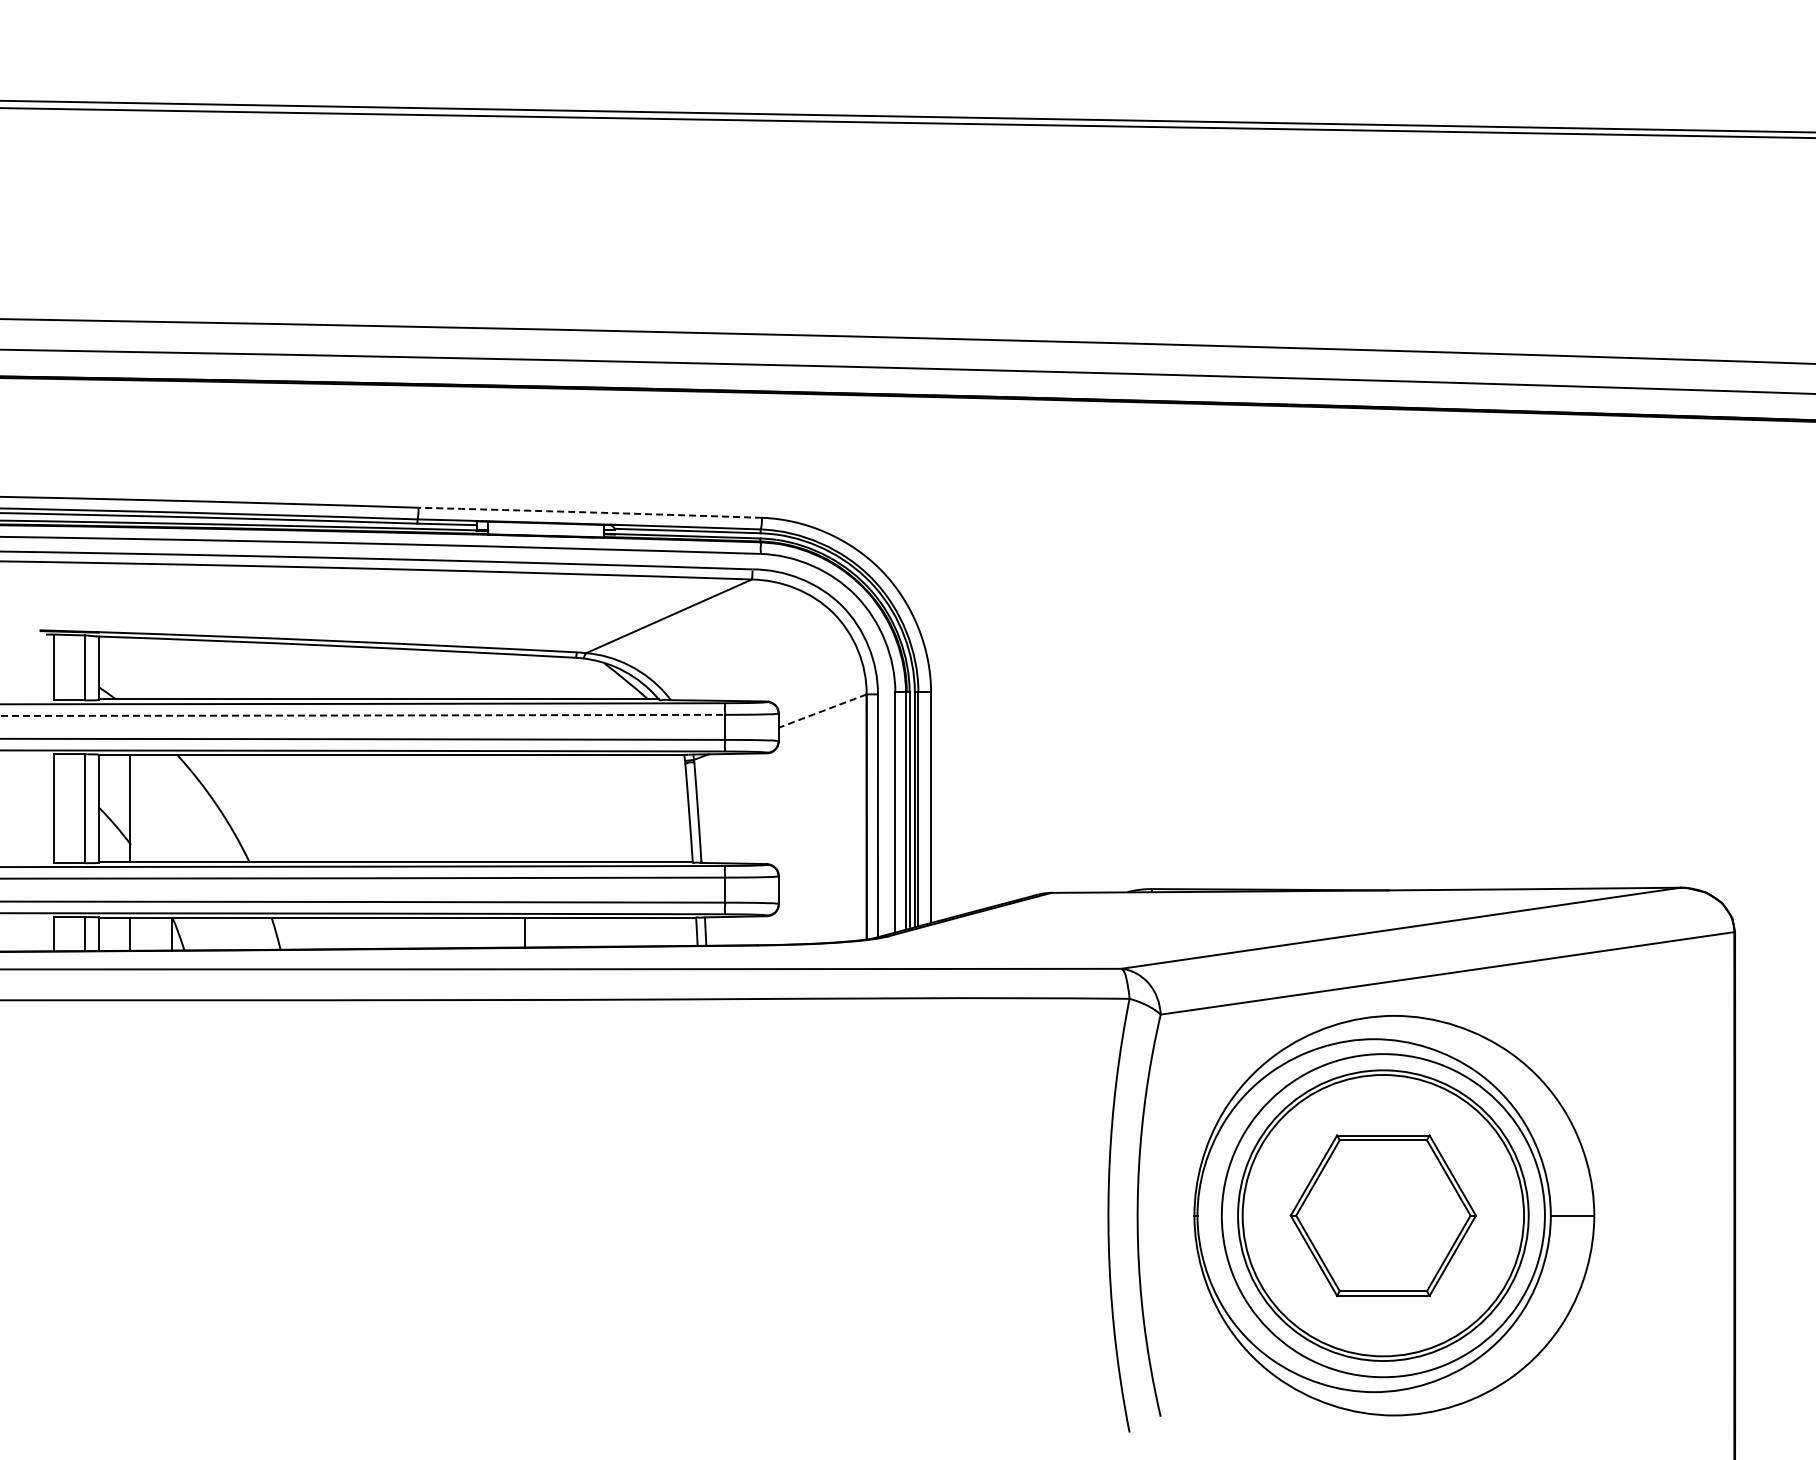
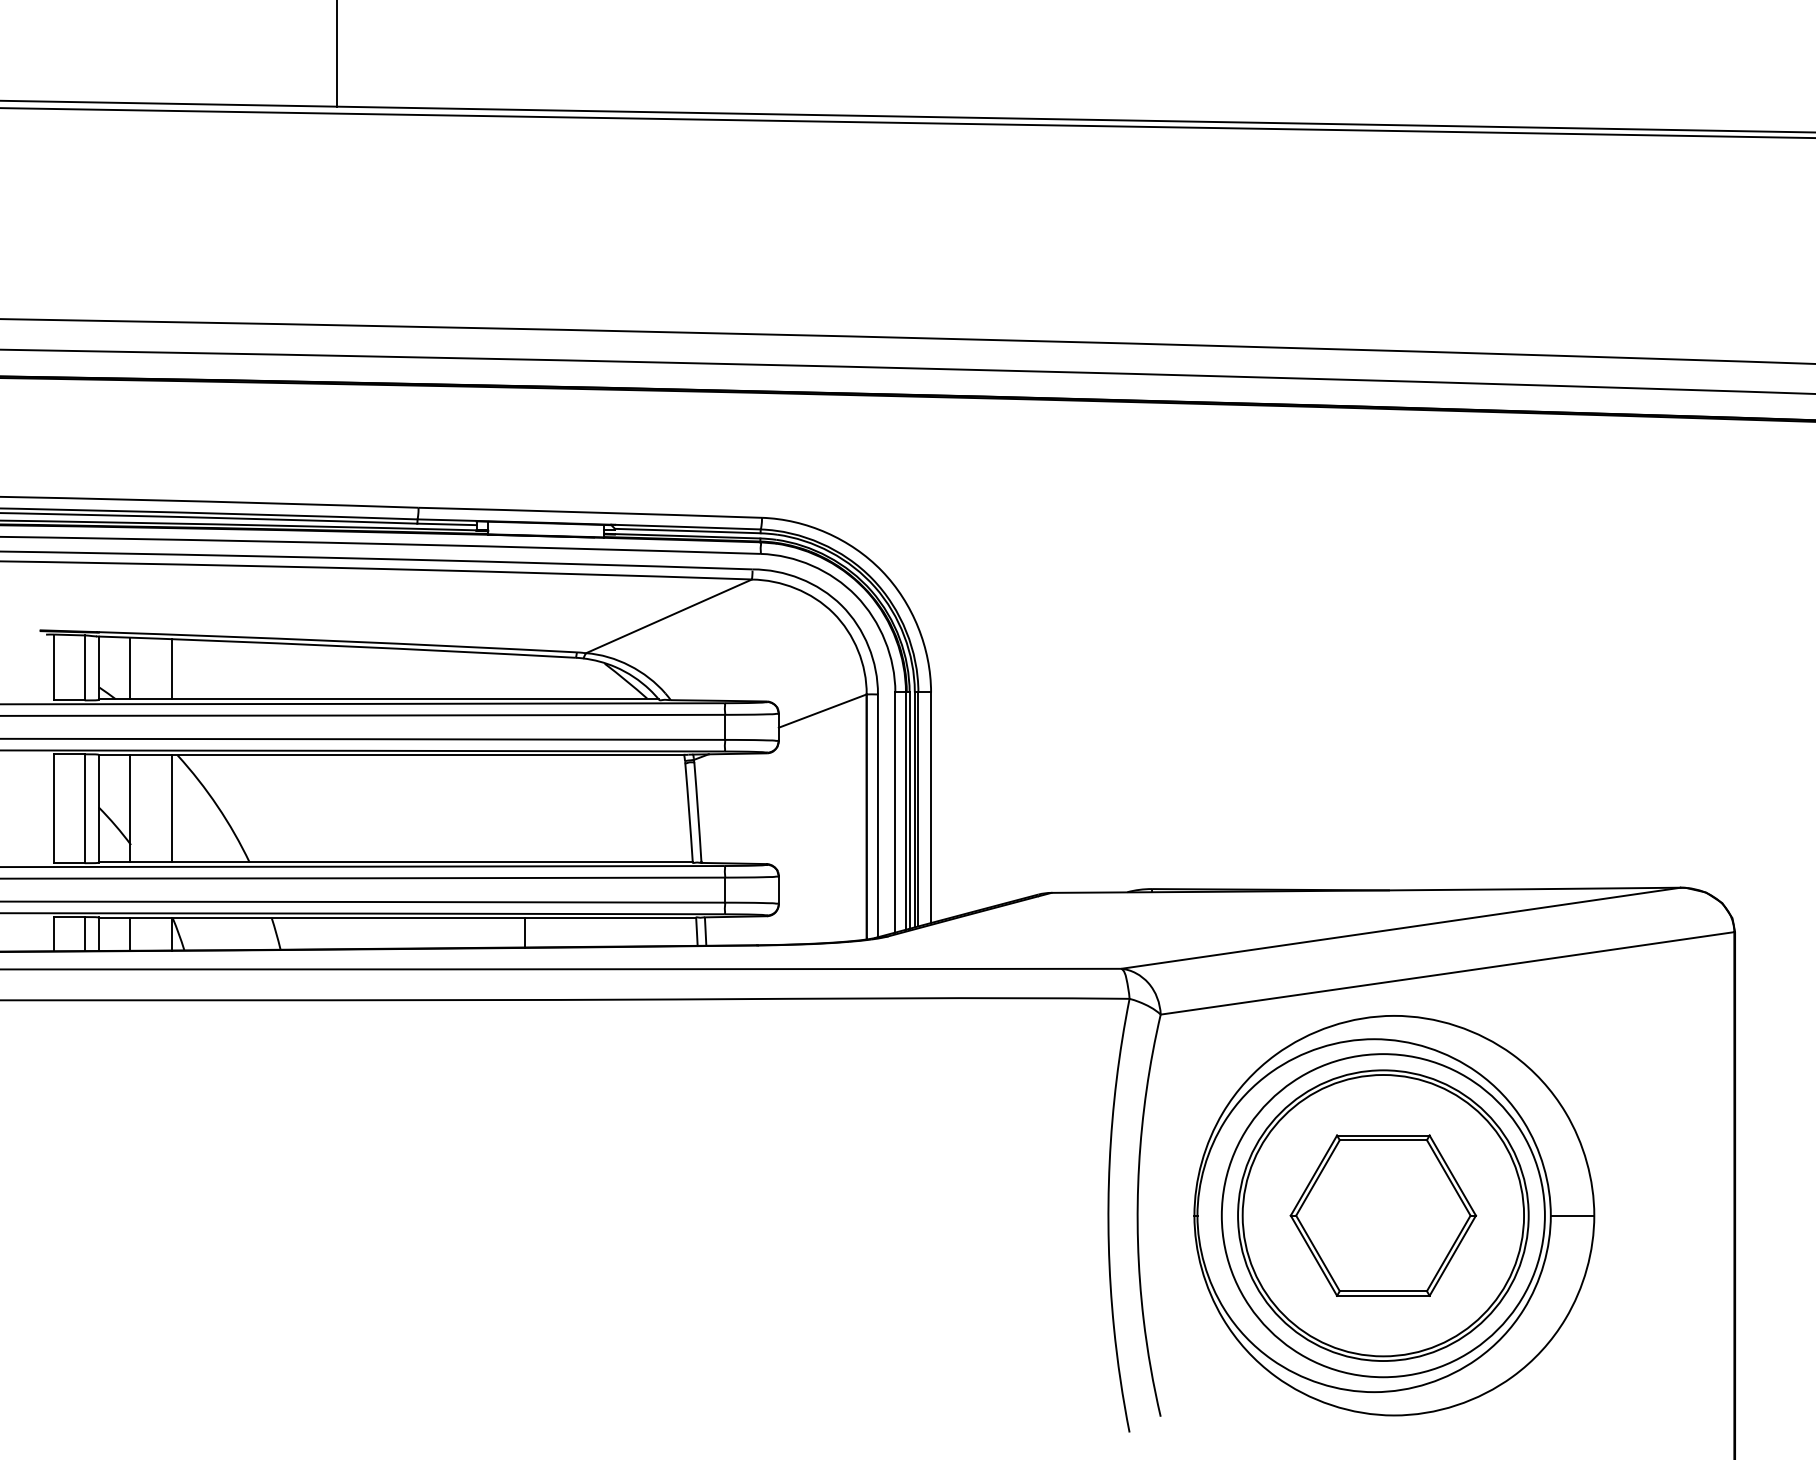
line: none -> present (337, 54)
arc: dashed -> solid (590, 512)
line: none -> present (130, 668)
line: none -> present (171, 669)
line: dashed -> solid (822, 711)
arc: dashed -> solid (362, 715)
line: none -> present (171, 808)
